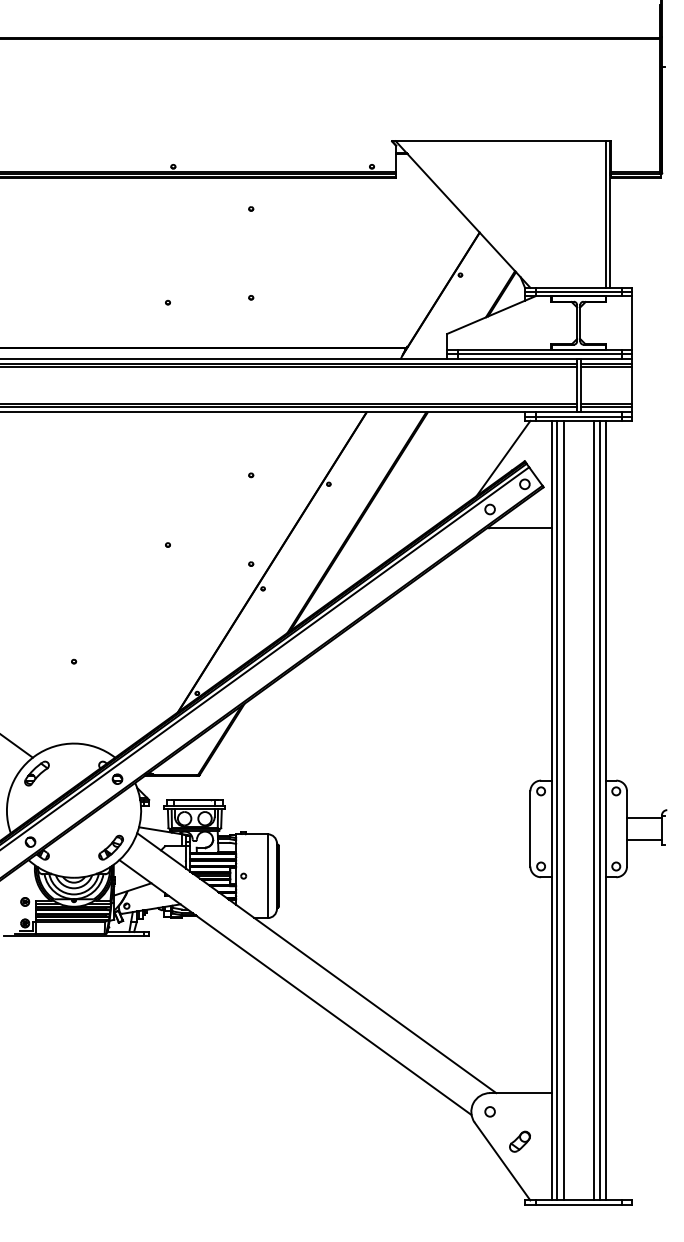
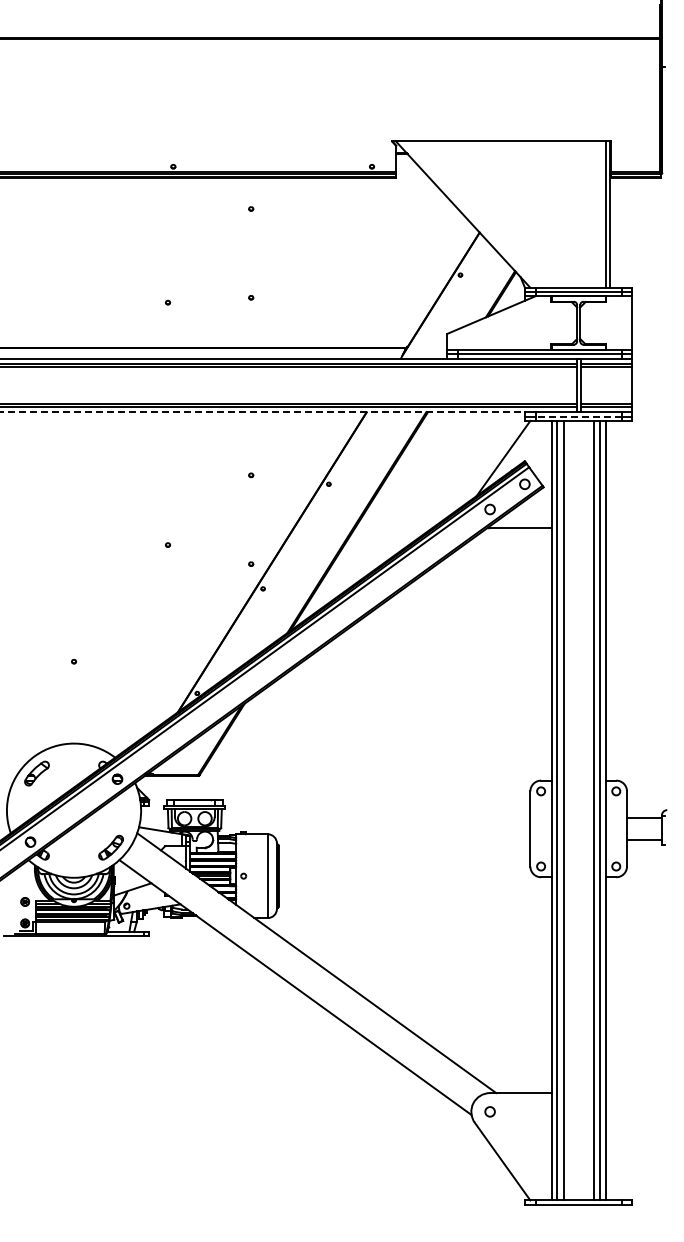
line: solid -> dashed (263, 412)
line: solid -> dashed (578, 416)
line: present -> none (17, 746)
part: present -> none (519, 1141)
